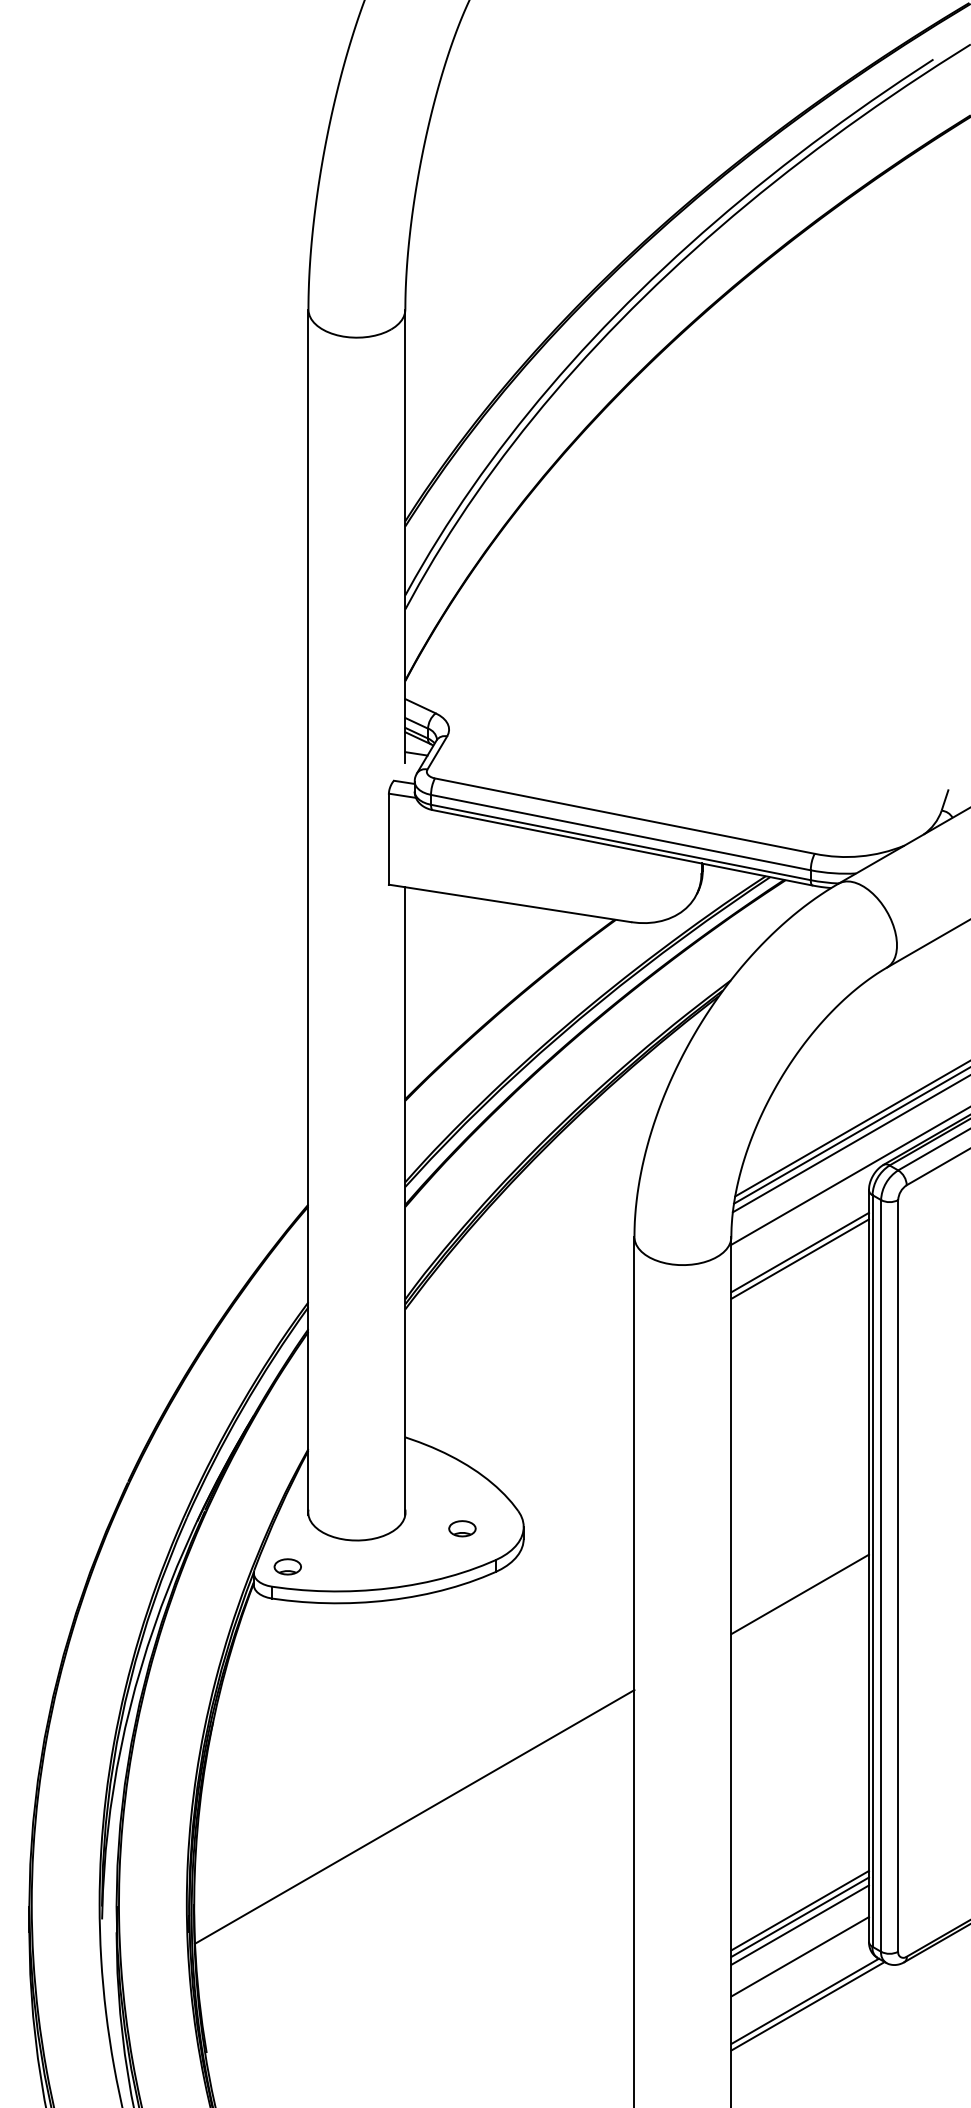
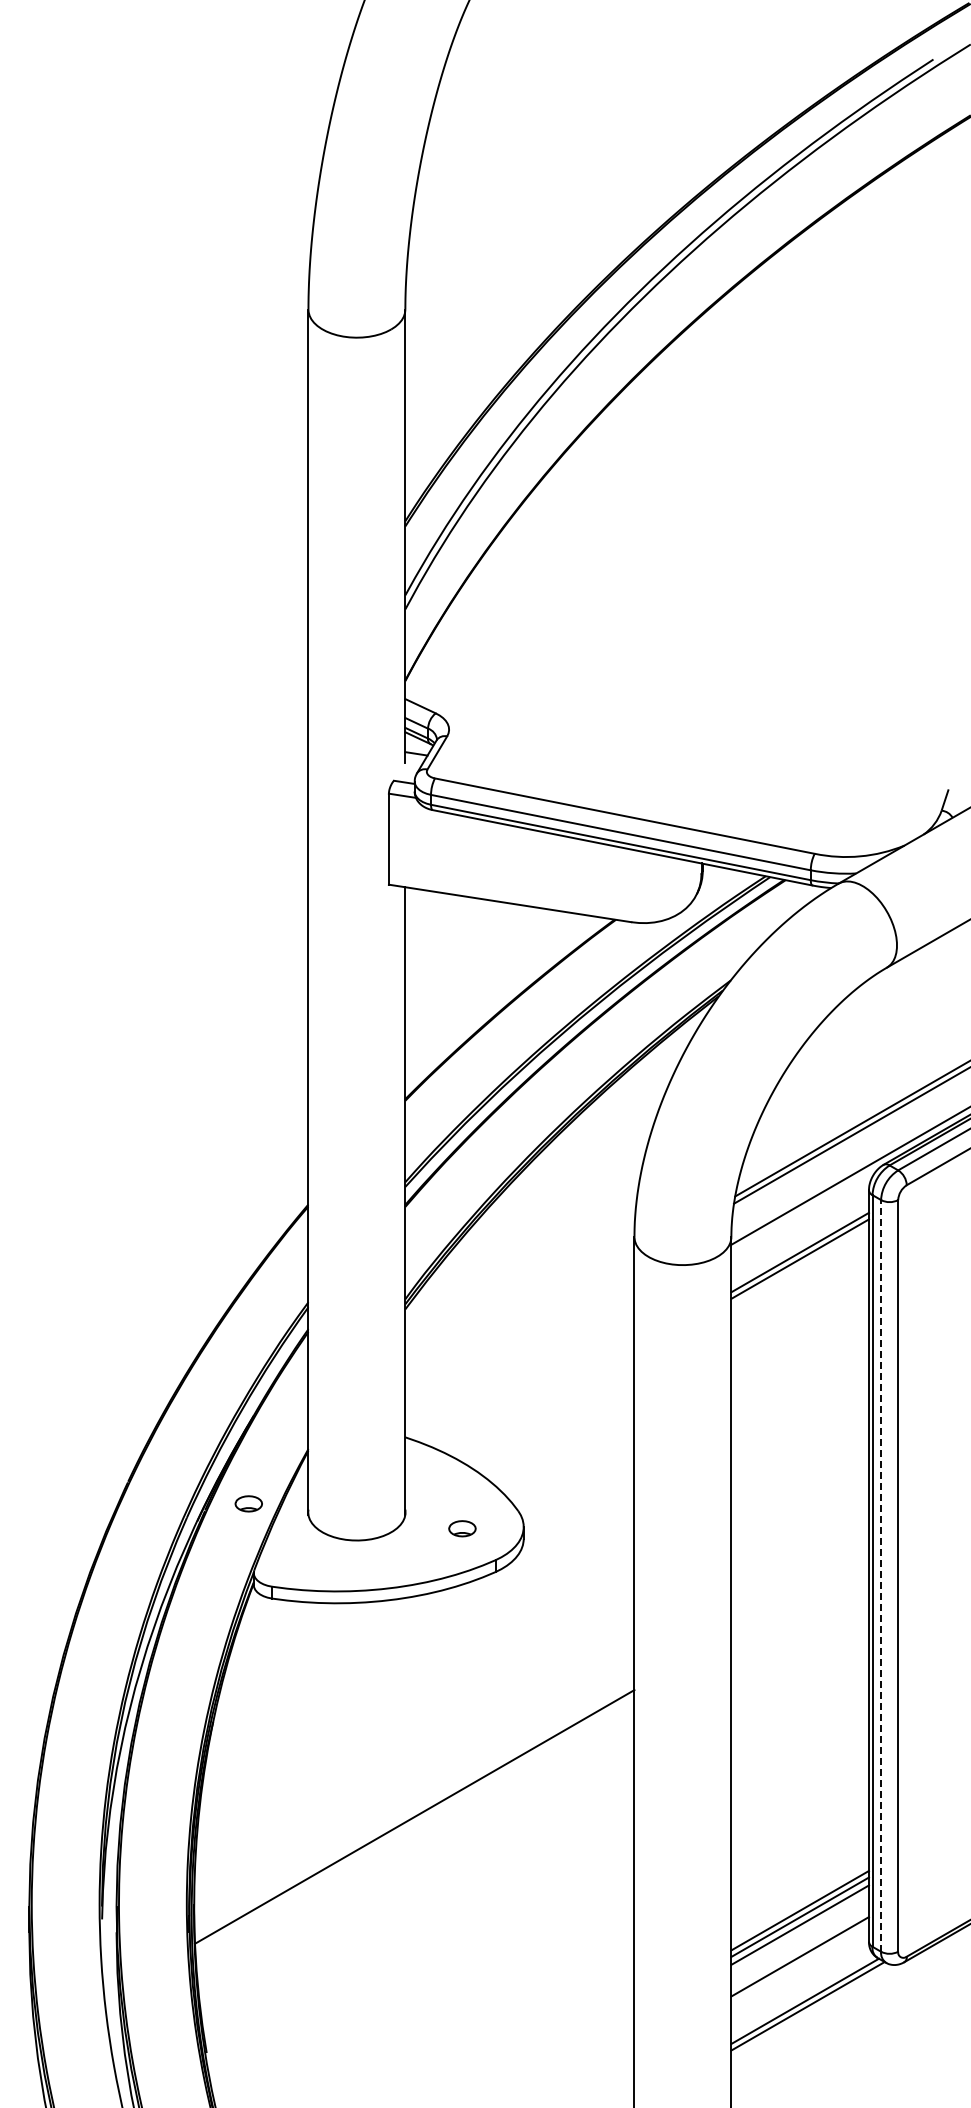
line: present -> none (849, 1144)
part position: (287, 1566) -> (248, 1503) (248, 1503)
line: solid -> dashed (881, 1575)
line: present -> none (799, 1594)
